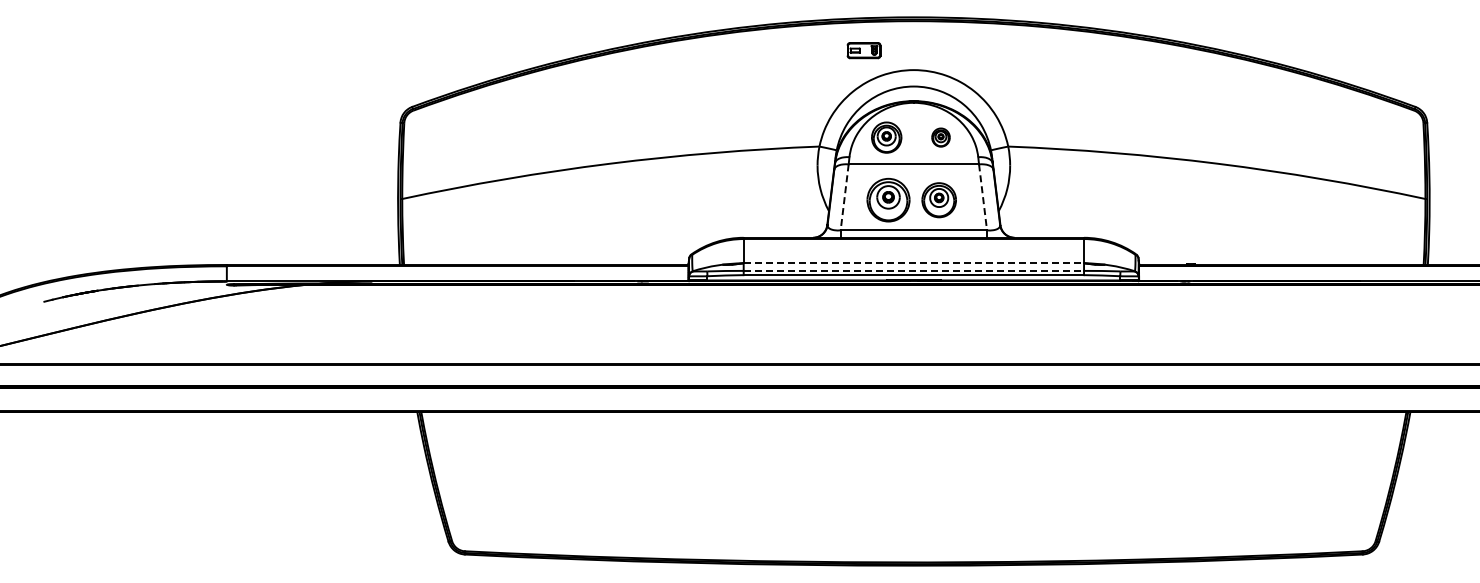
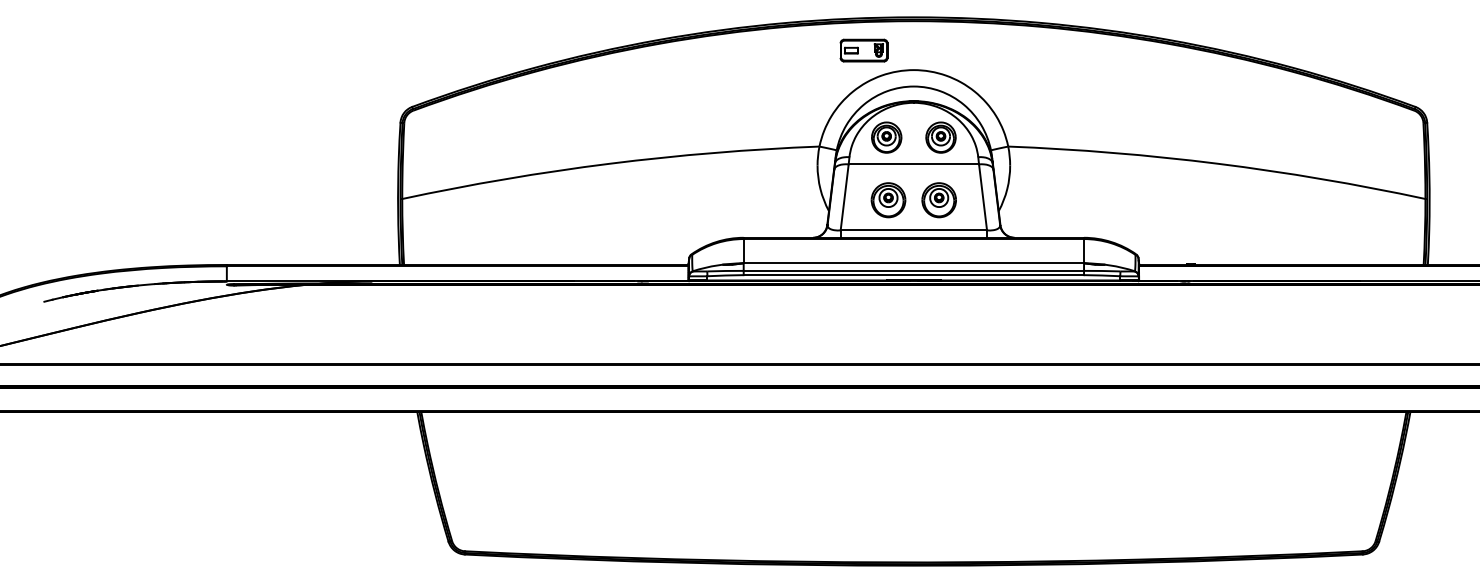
part size: 36x18 px -> 50x25 px (863, 50)
part size: 20x21 px -> 32x33 px (940, 137)
line: dashed -> solid (844, 197)
line: dashed -> solid (983, 197)
part size: 45x46 px -> 37x37 px (888, 200)
line: dashed -> solid (914, 263)
line: dashed -> solid (914, 270)
